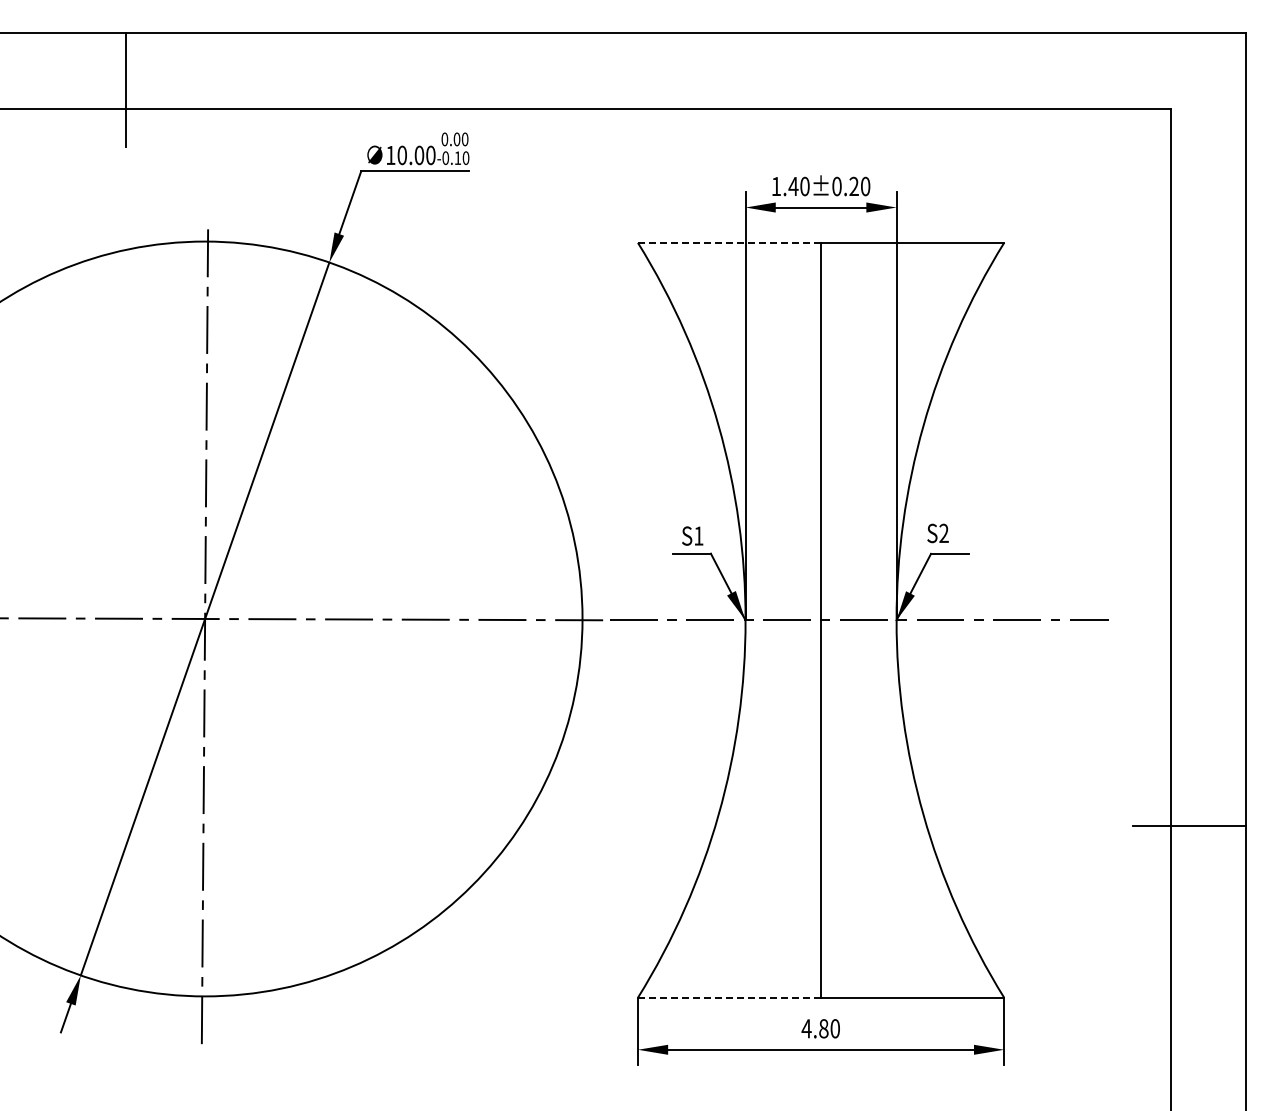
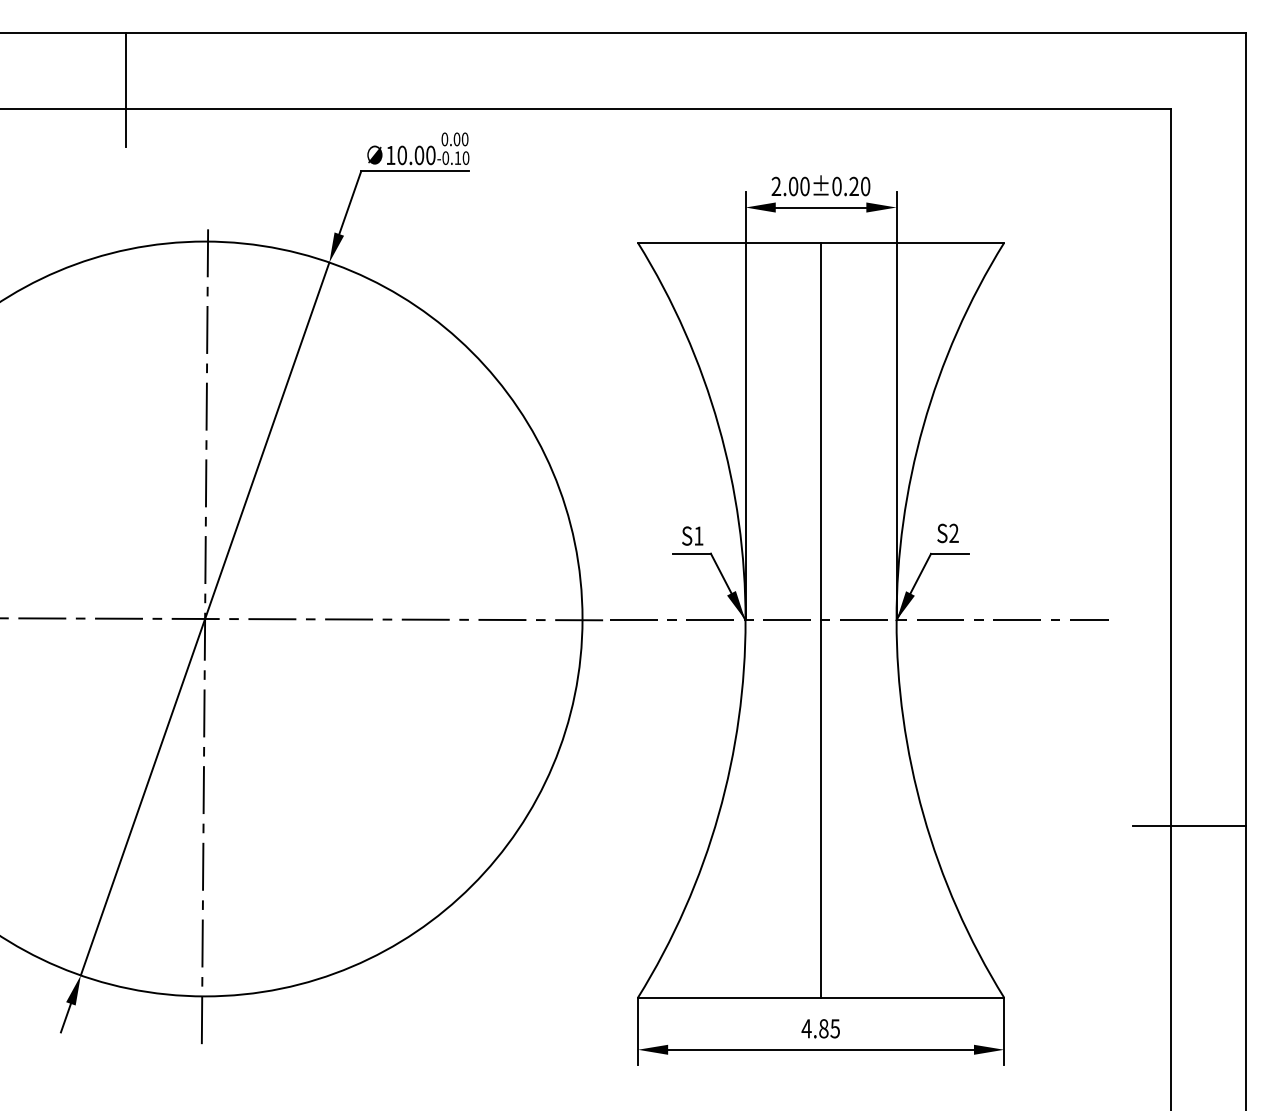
text: 1.40±0.20 -> 2.00±0.20 (784, 186)
line: dashed -> solid (729, 242)
text position: (937, 533) -> (947, 533) (947, 533)
line: dashed -> solid (729, 997)
text: 4.80 -> 4.85 (834, 1028)
